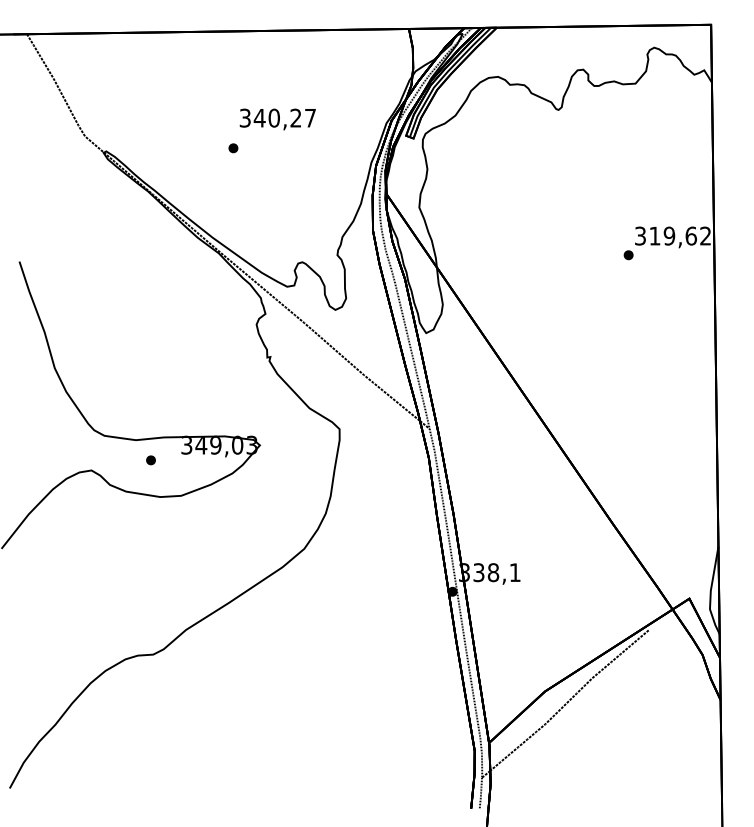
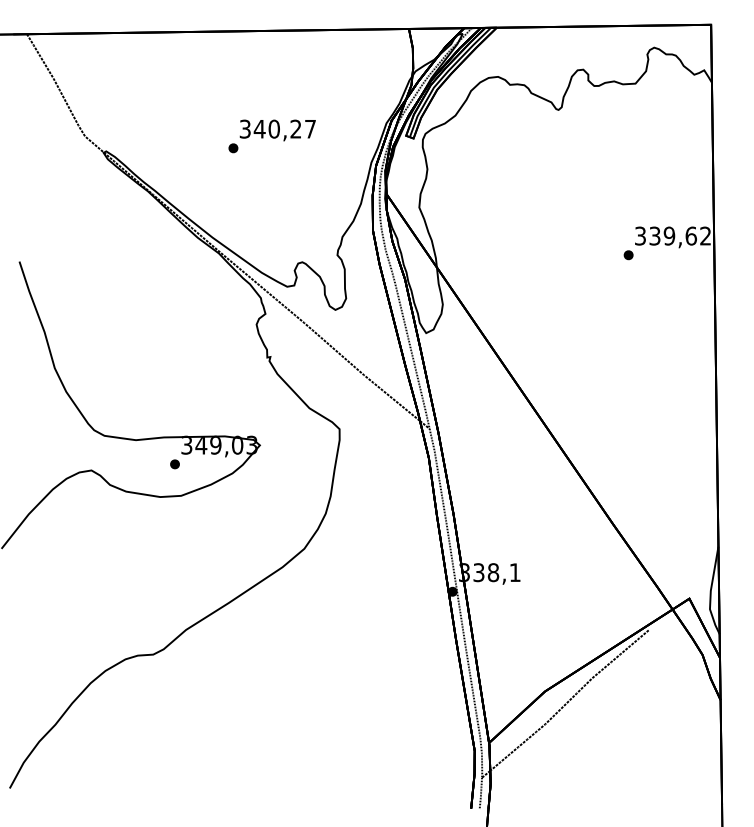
text position: (277, 119) -> (277, 130) (277, 130)
text: 319,62 -> 339,62 (654, 235)
part position: (150, 460) -> (174, 464) (174, 464)
